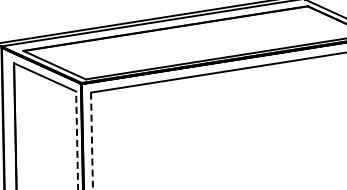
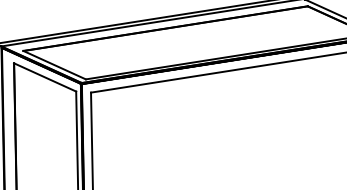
line: dashed -> solid (77, 140)
line: dashed -> solid (92, 141)
